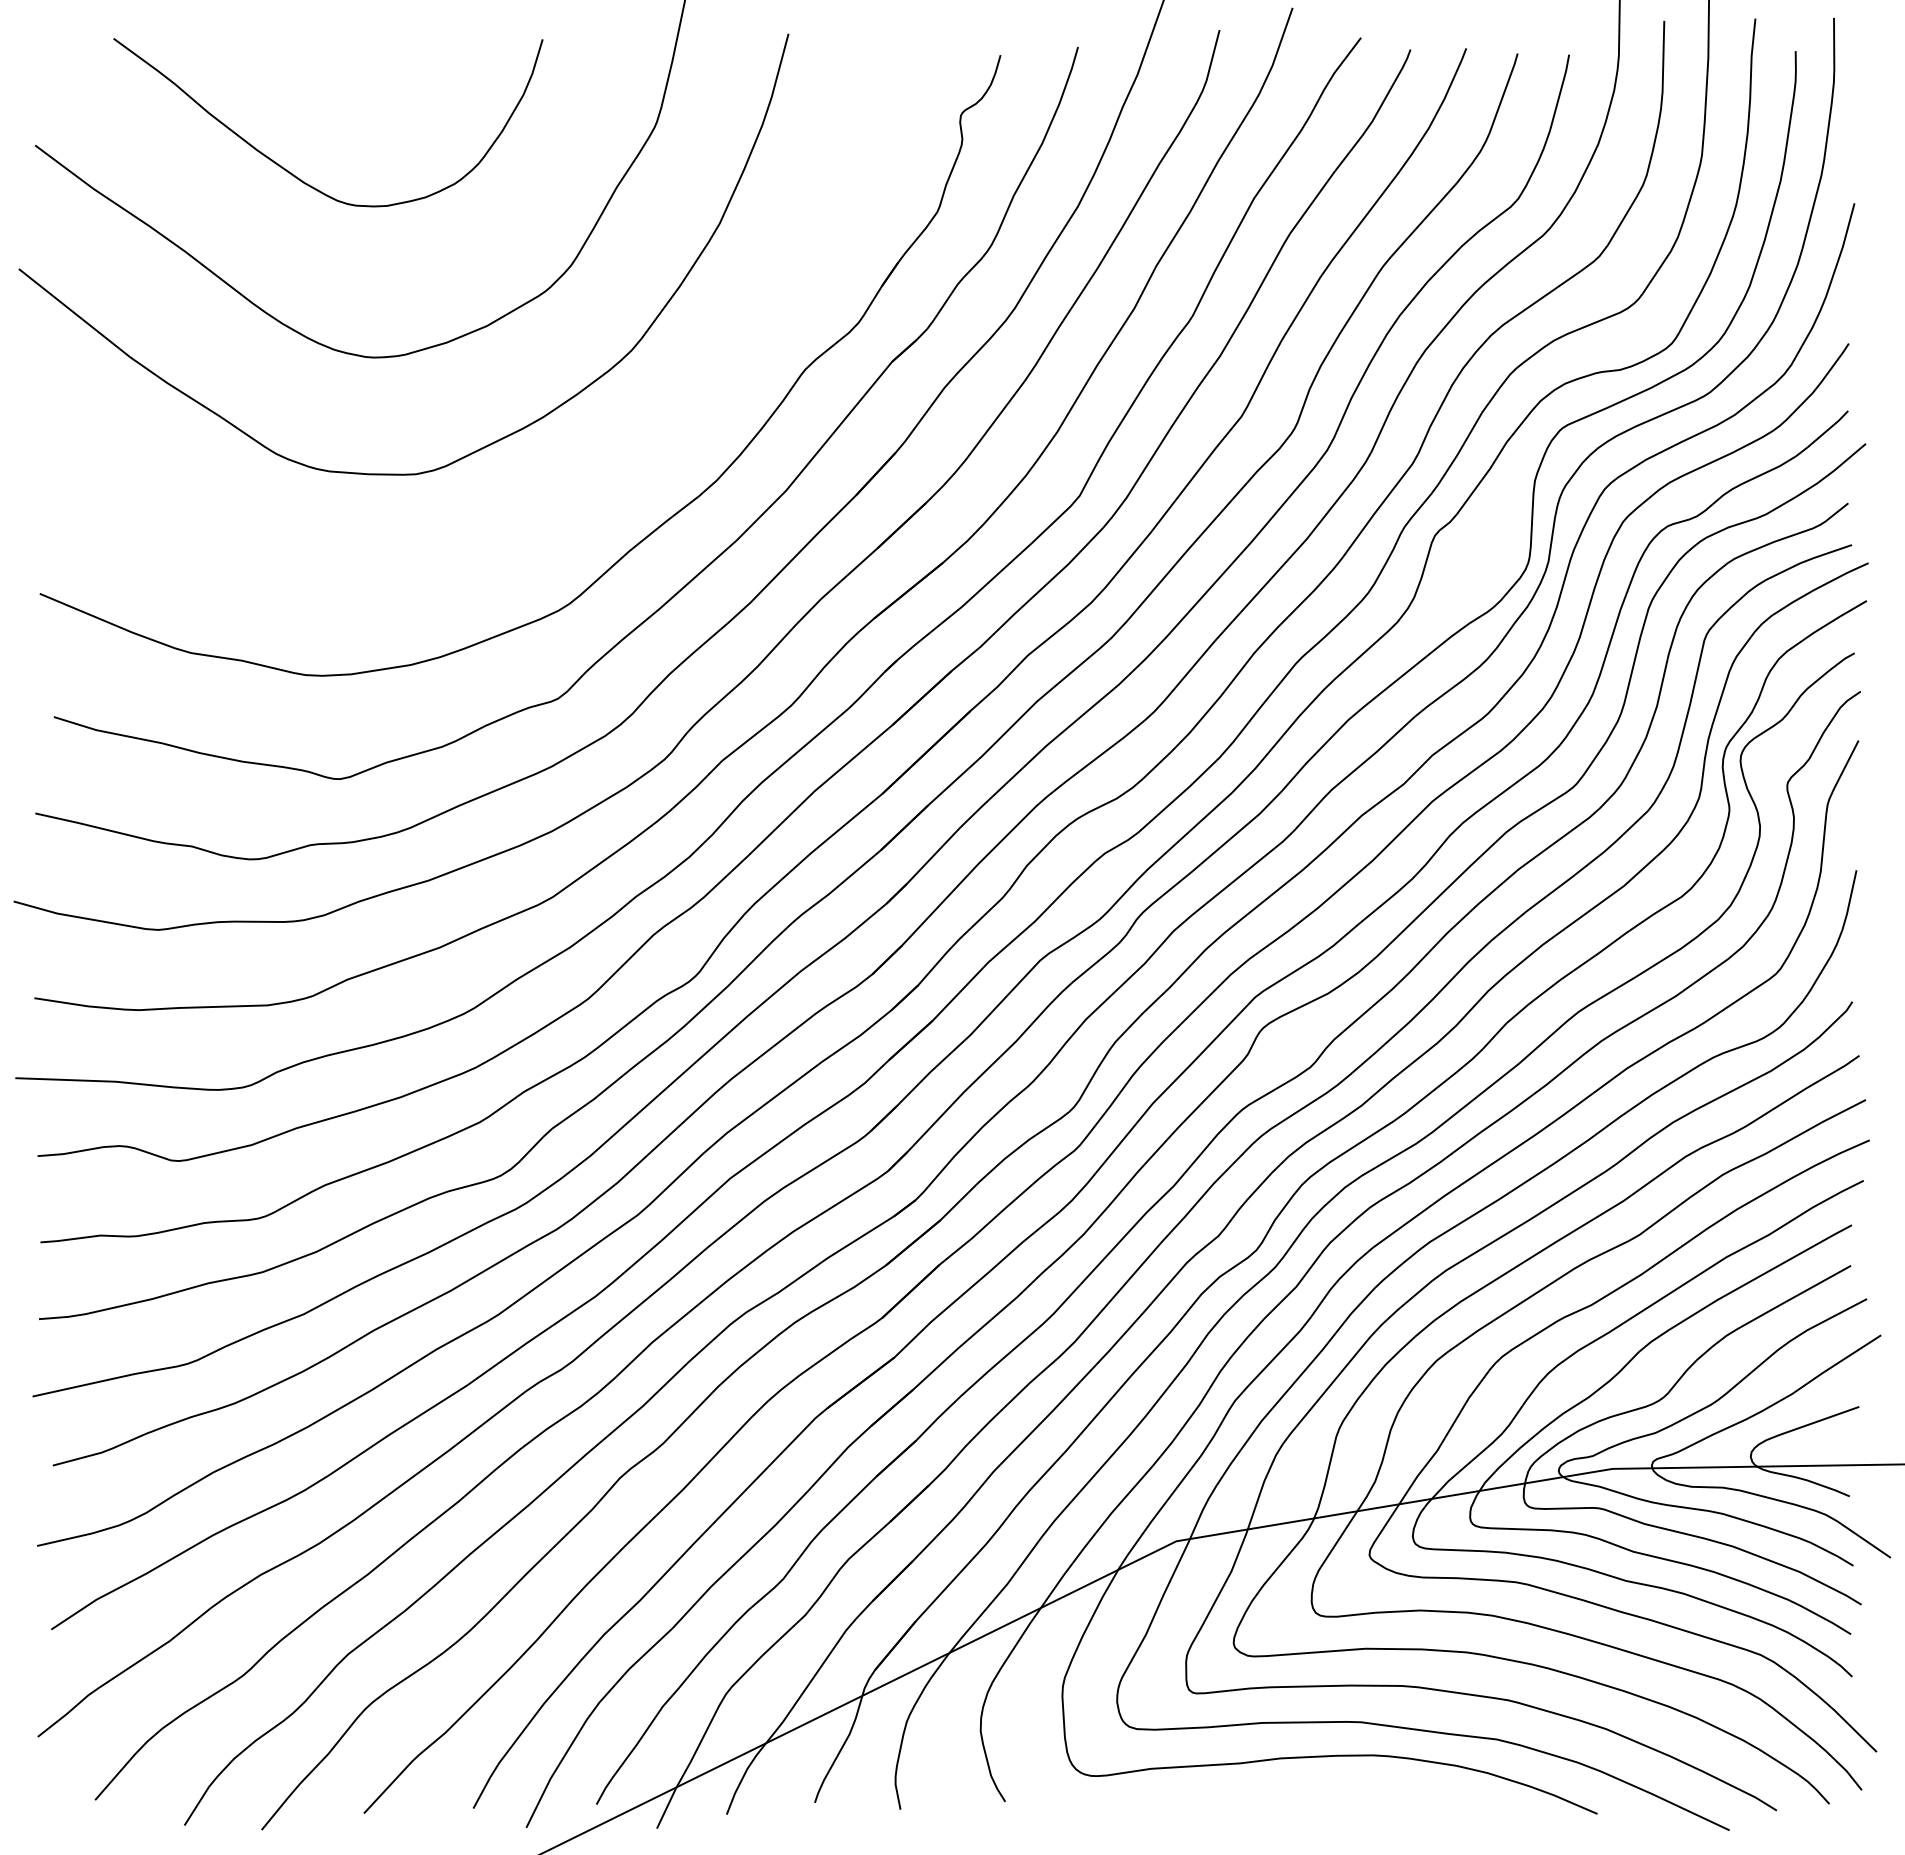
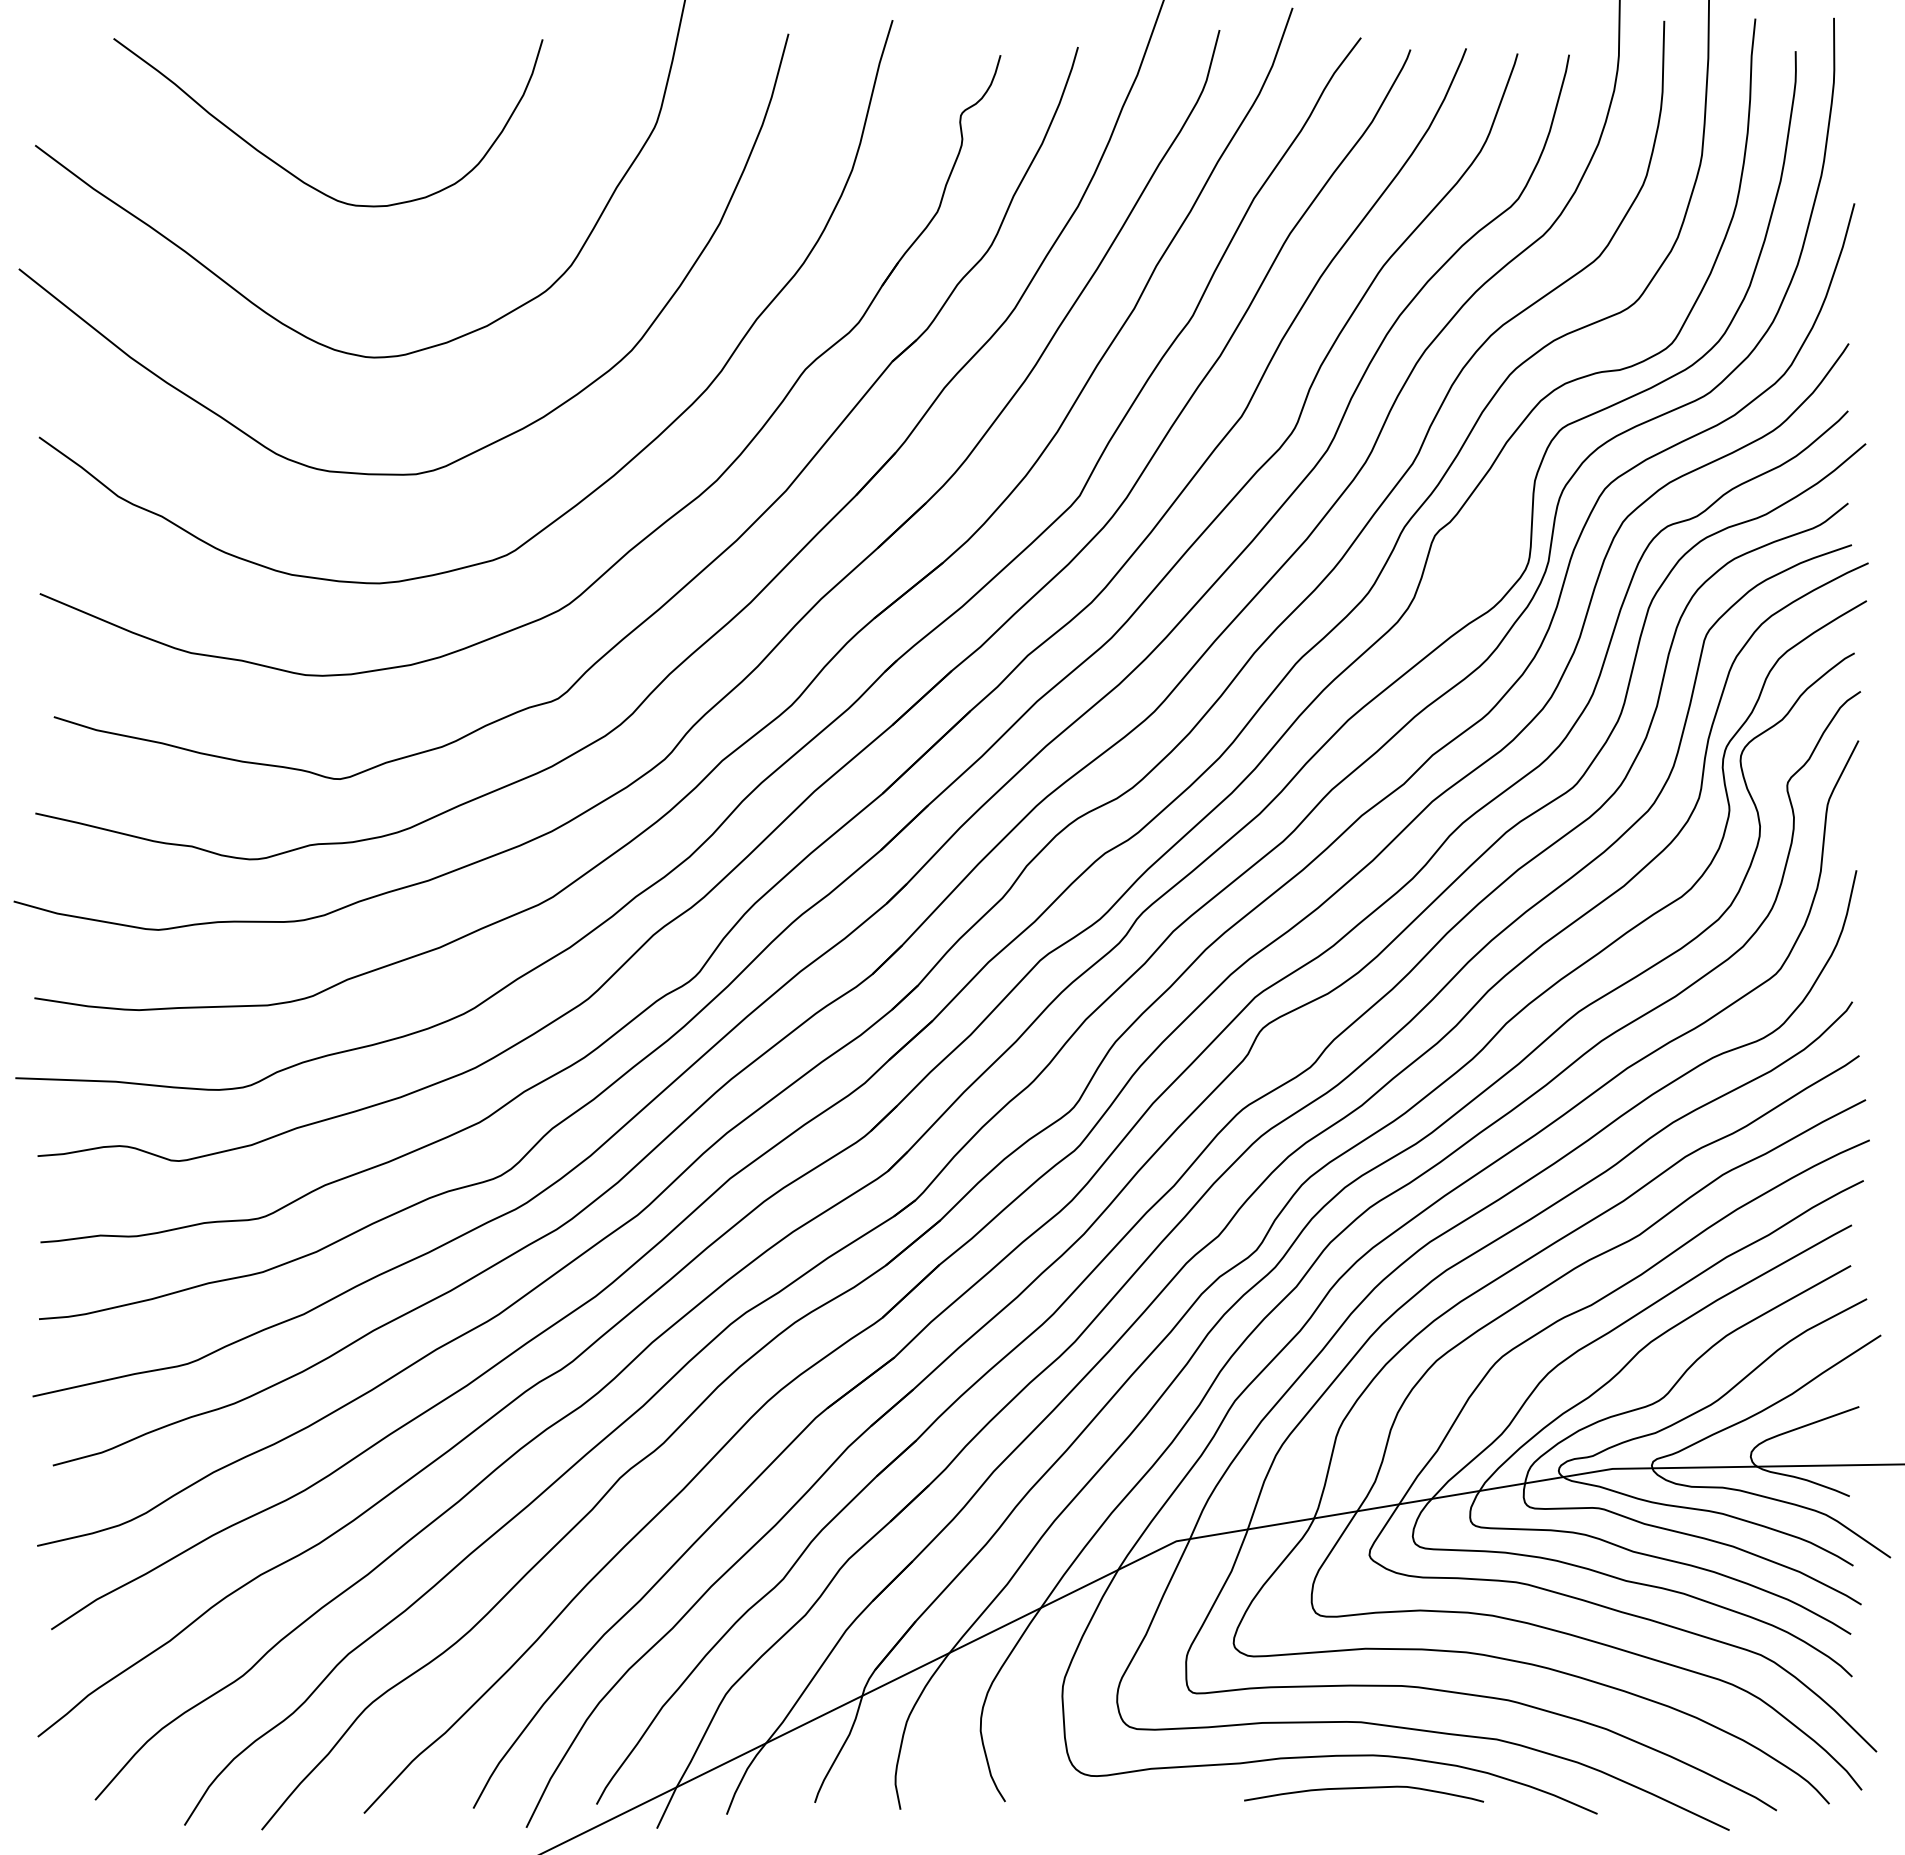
curve: none -> present (609, 477)
curve: none -> present (1364, 1788)
